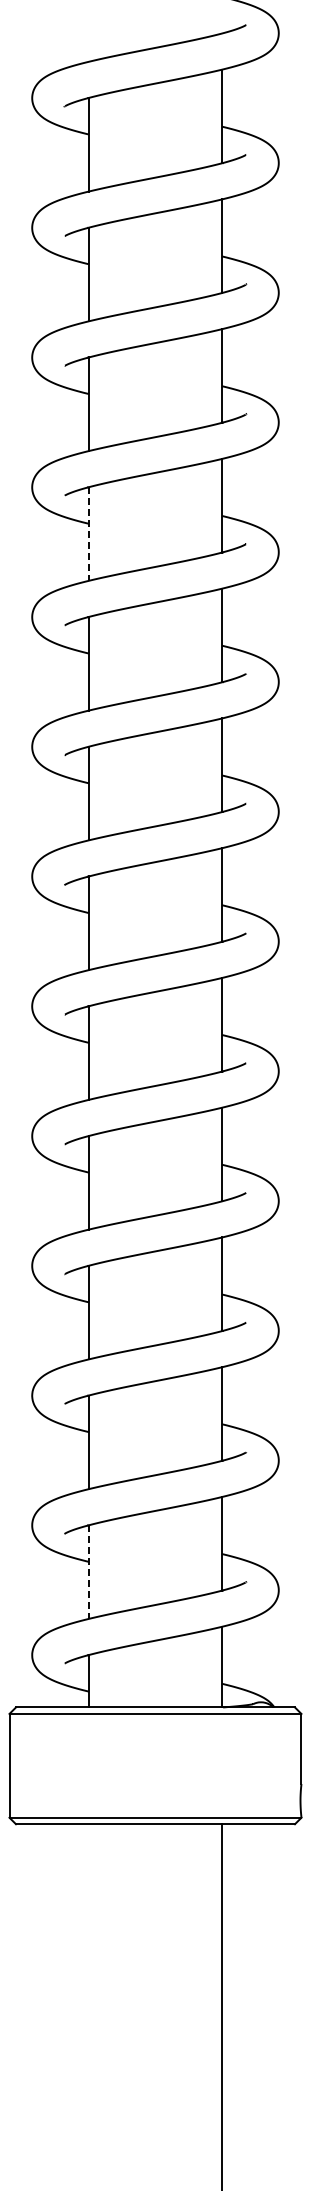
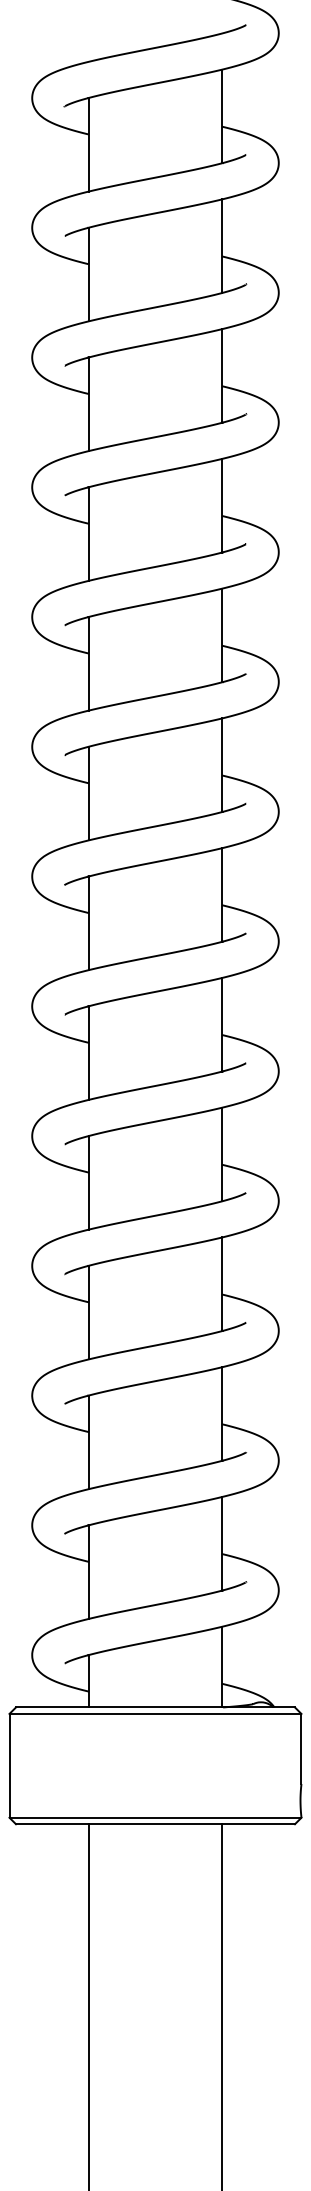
line: dashed -> solid (88, 534)
line: dashed -> solid (88, 1572)
line: none -> present (88, 2005)
